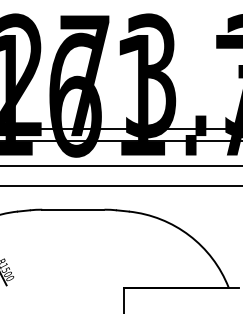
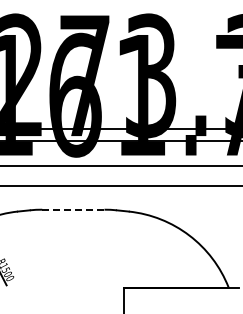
line: solid -> dashed (72, 209)
